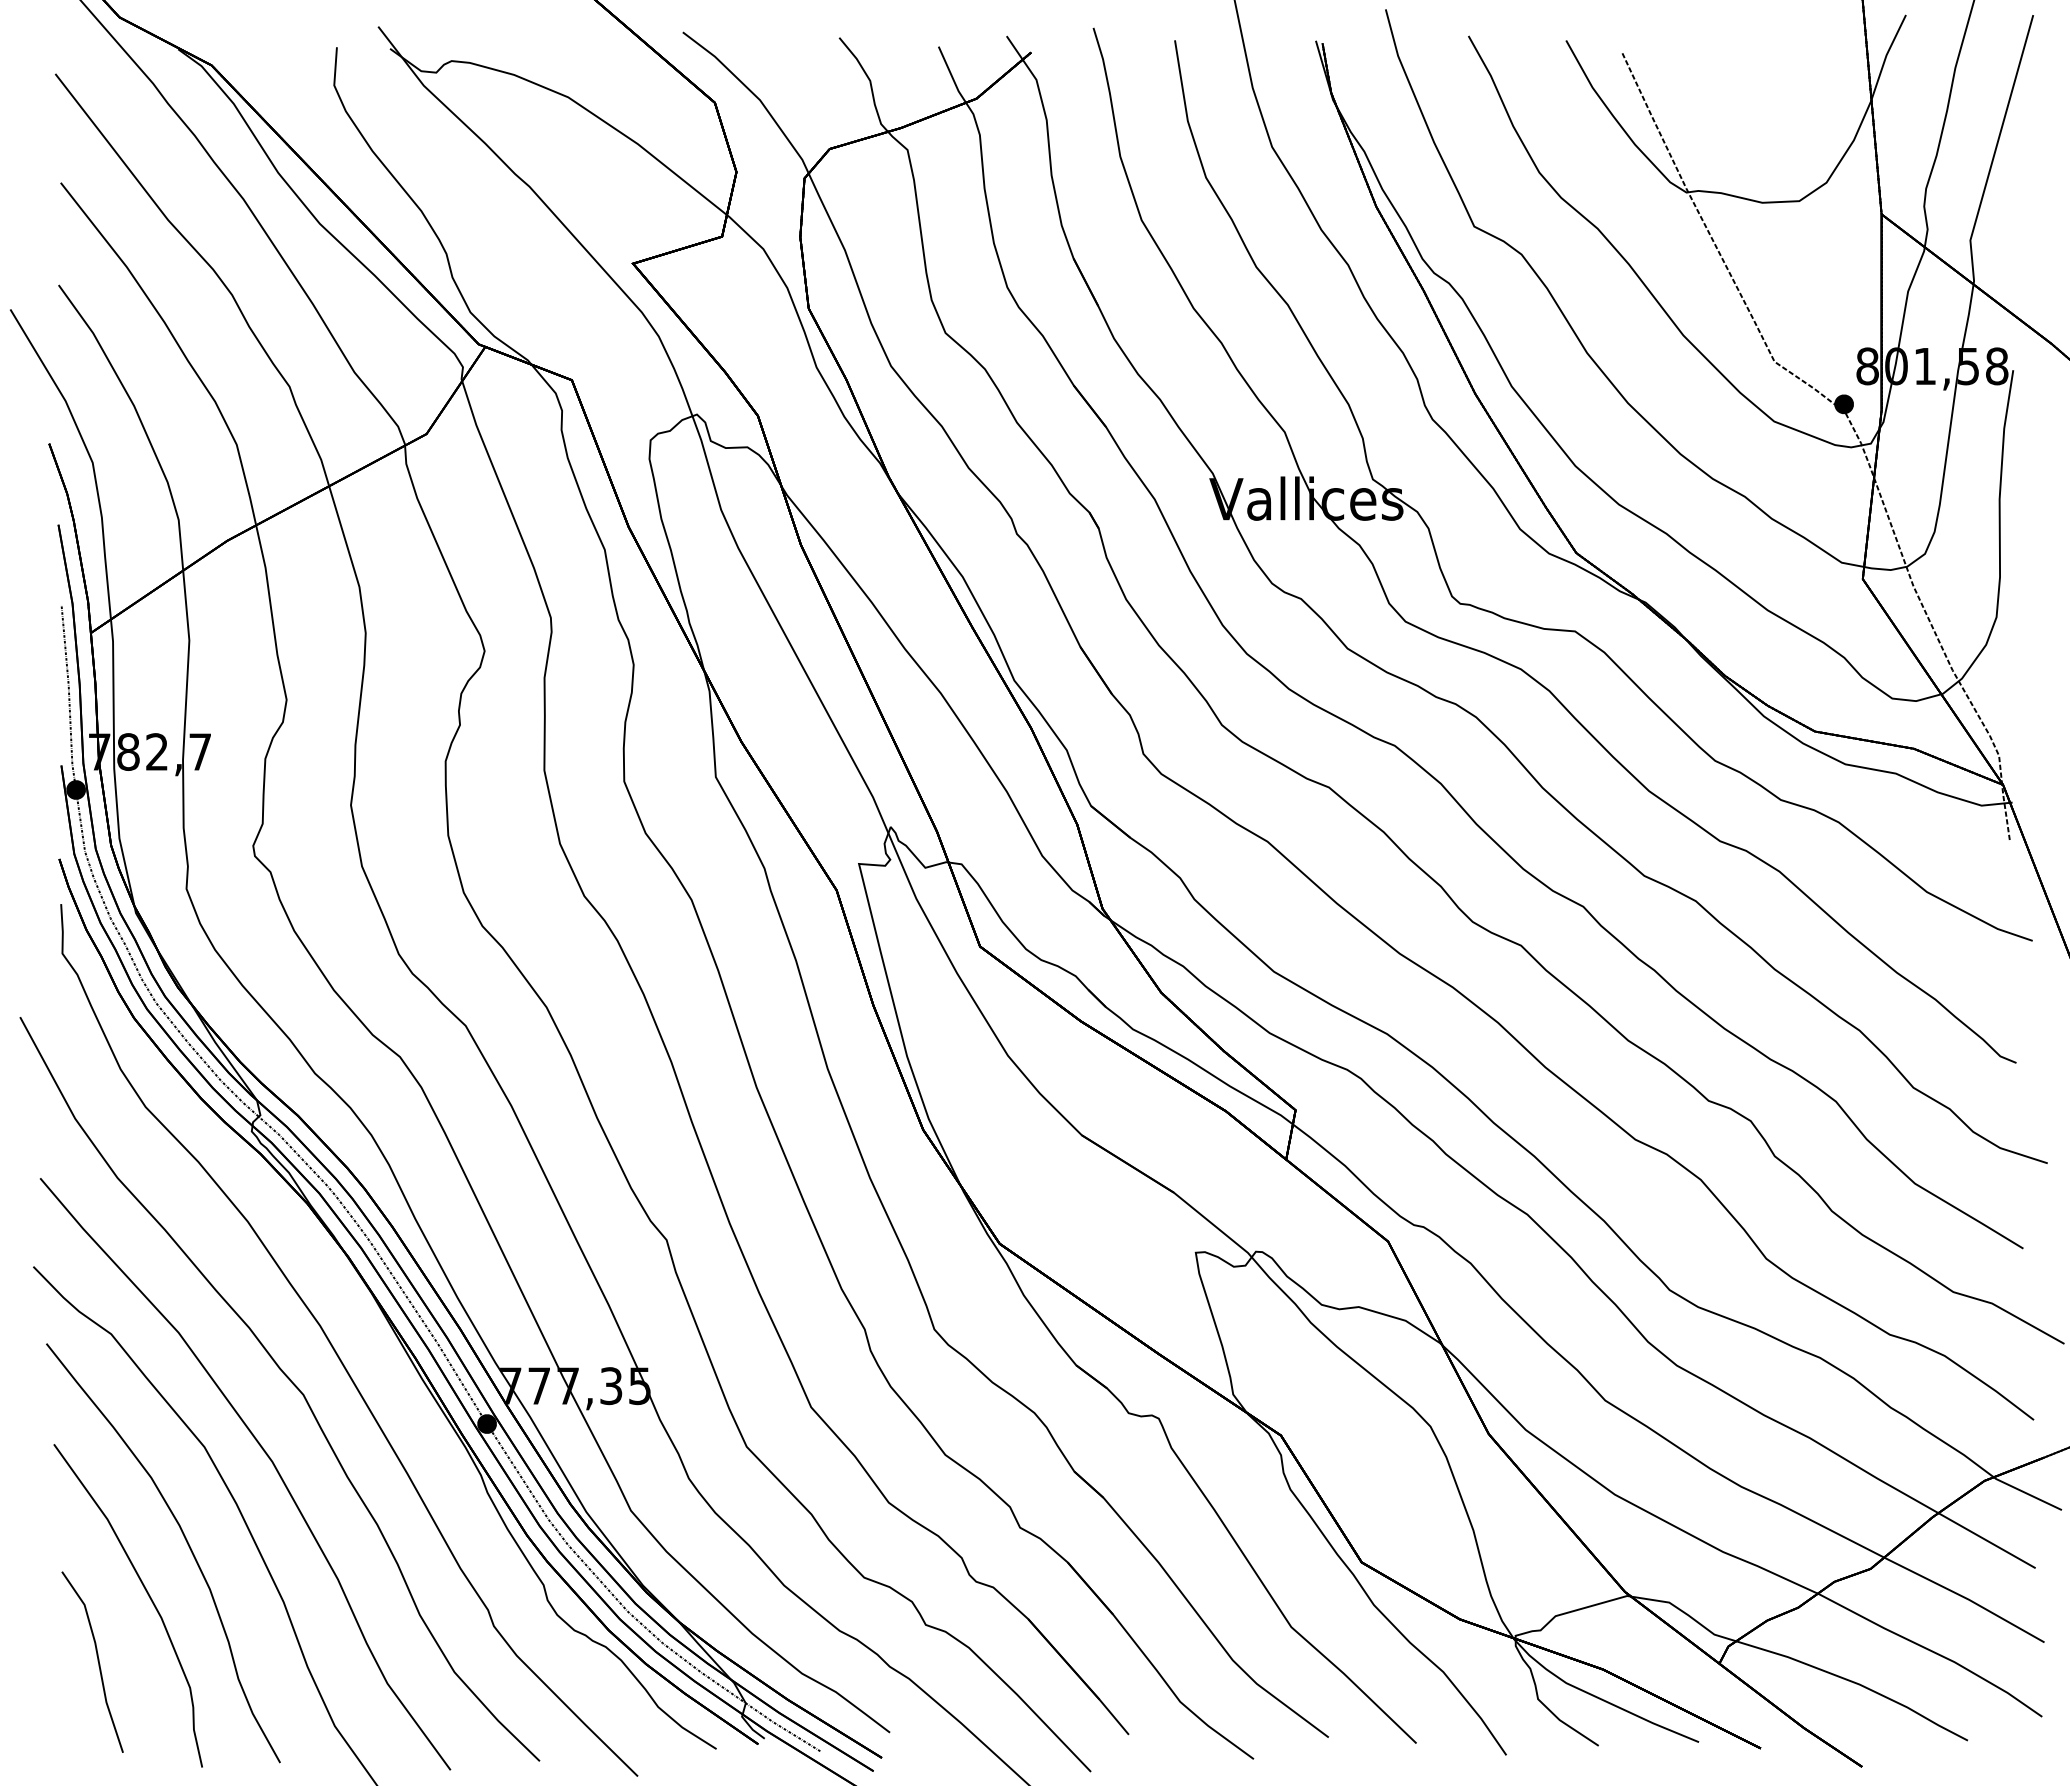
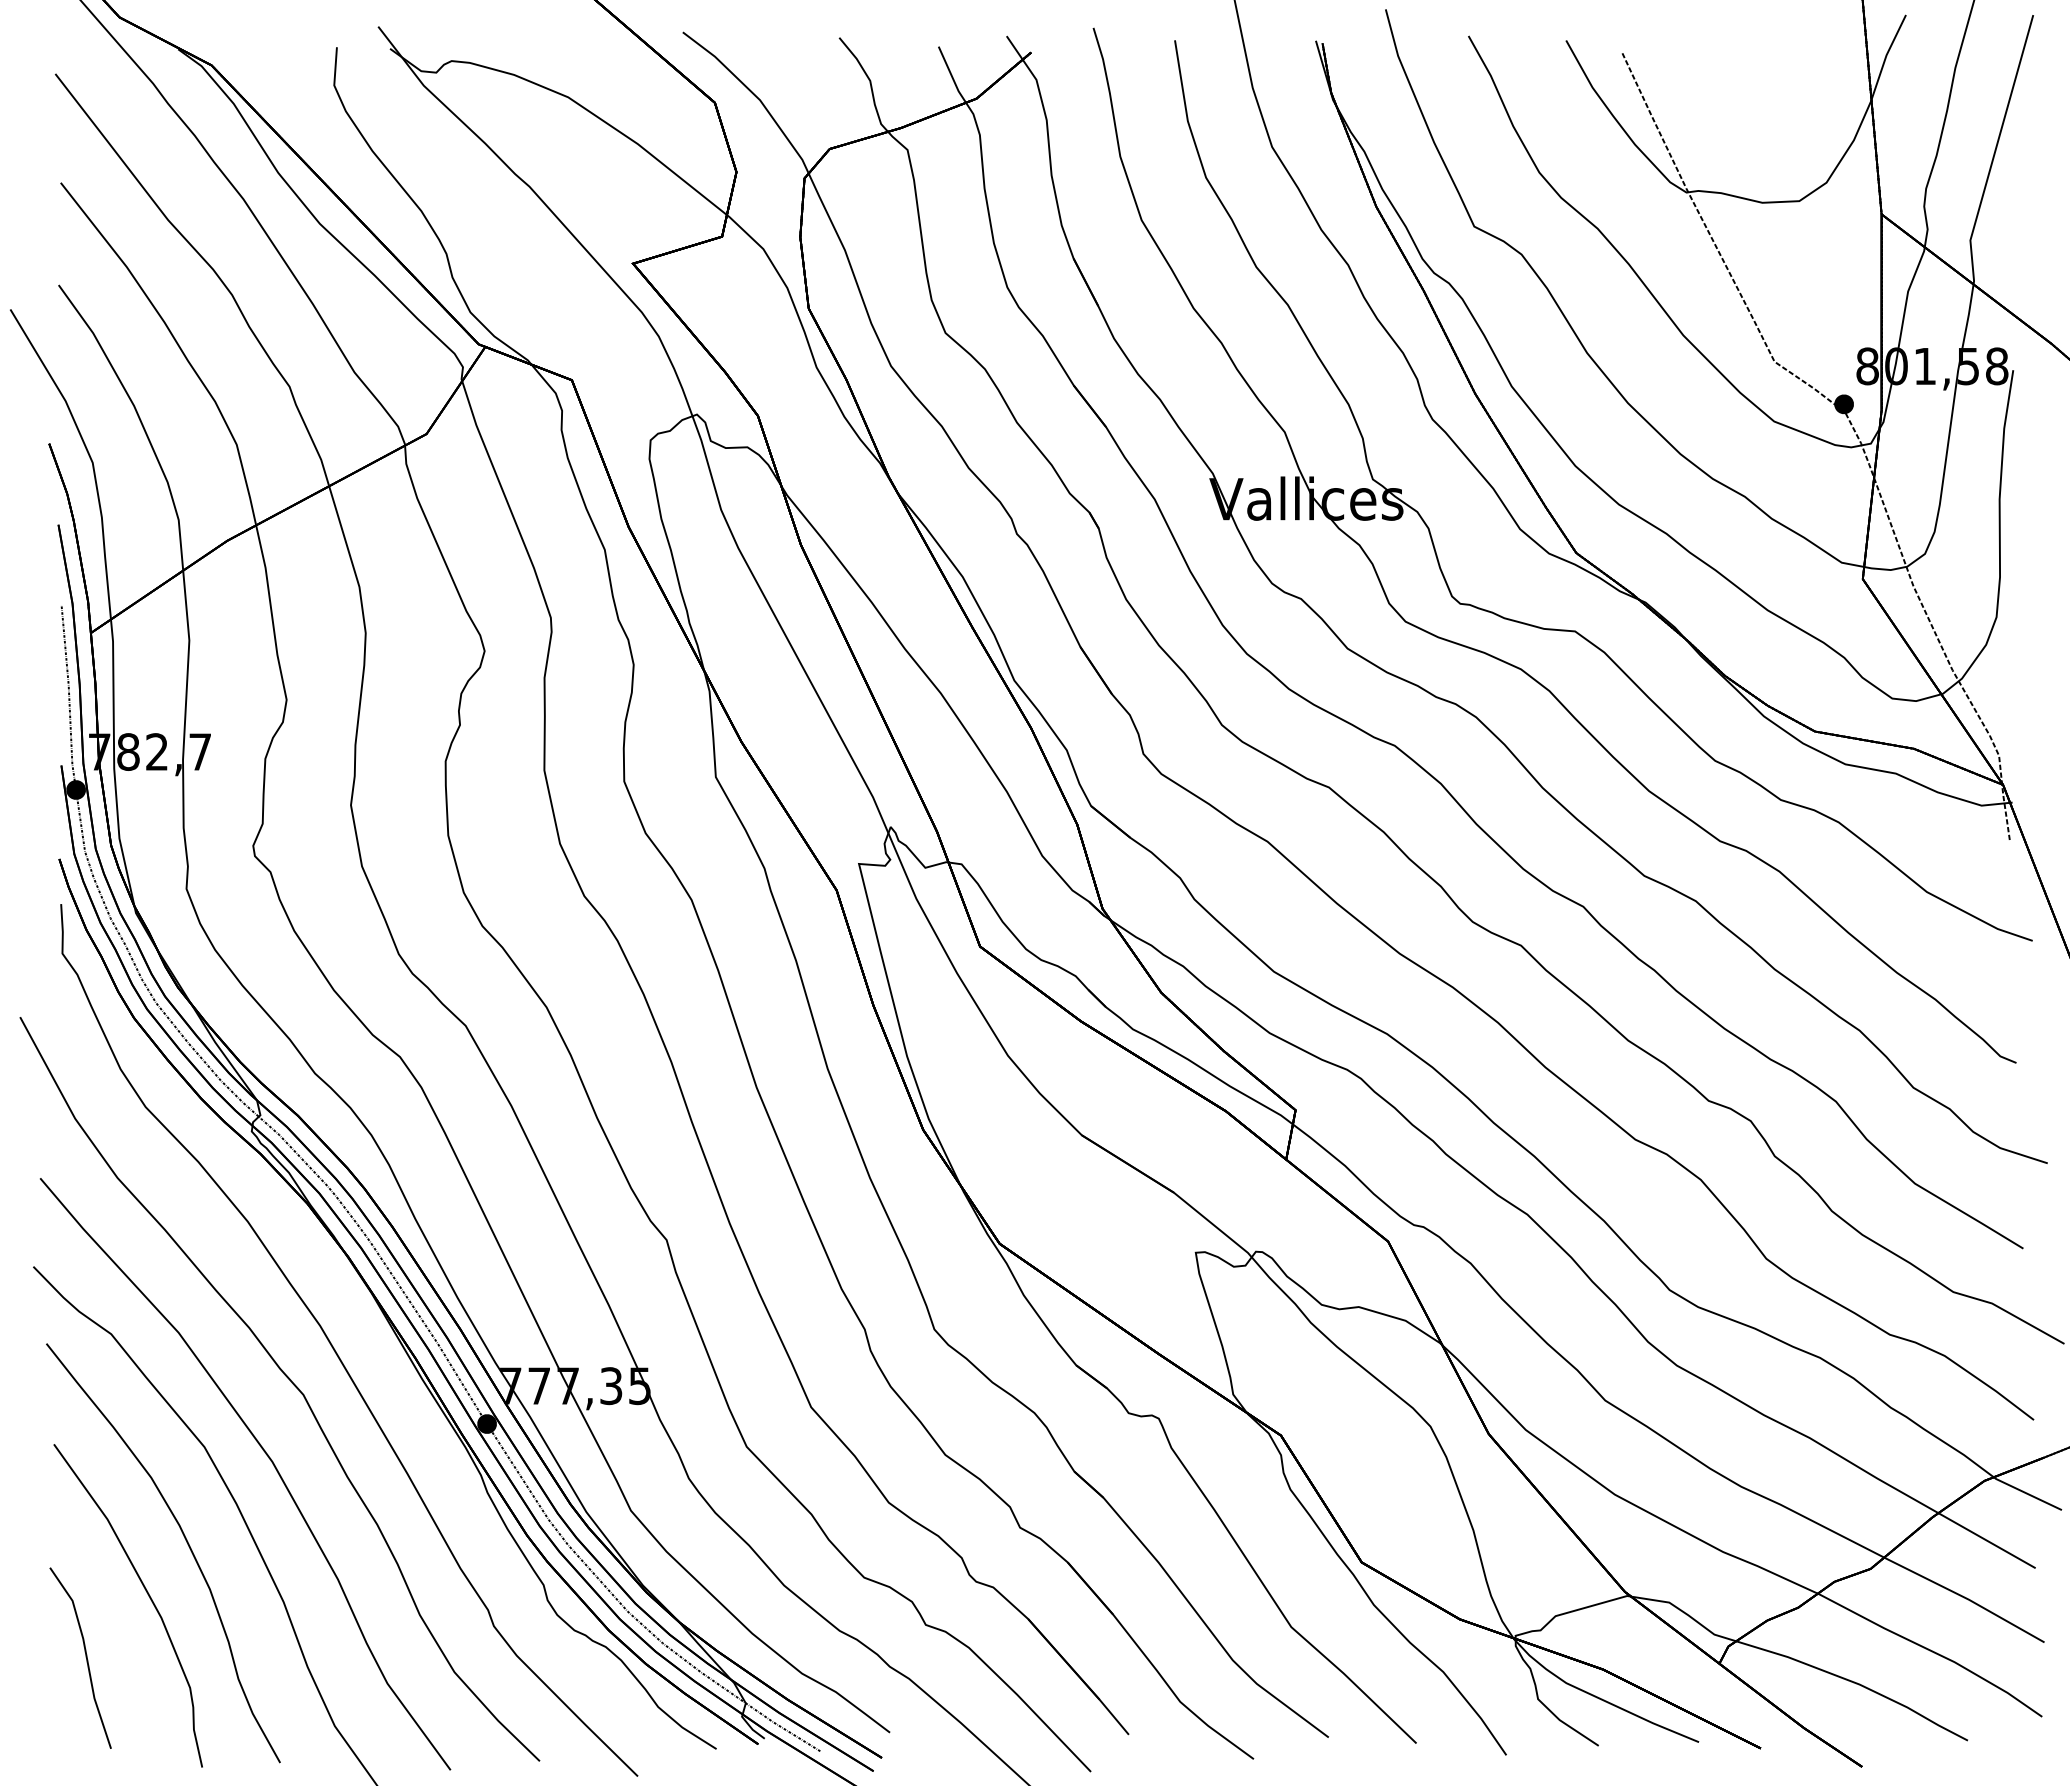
part position: (92, 1661) -> (80, 1657) (80, 1657)
